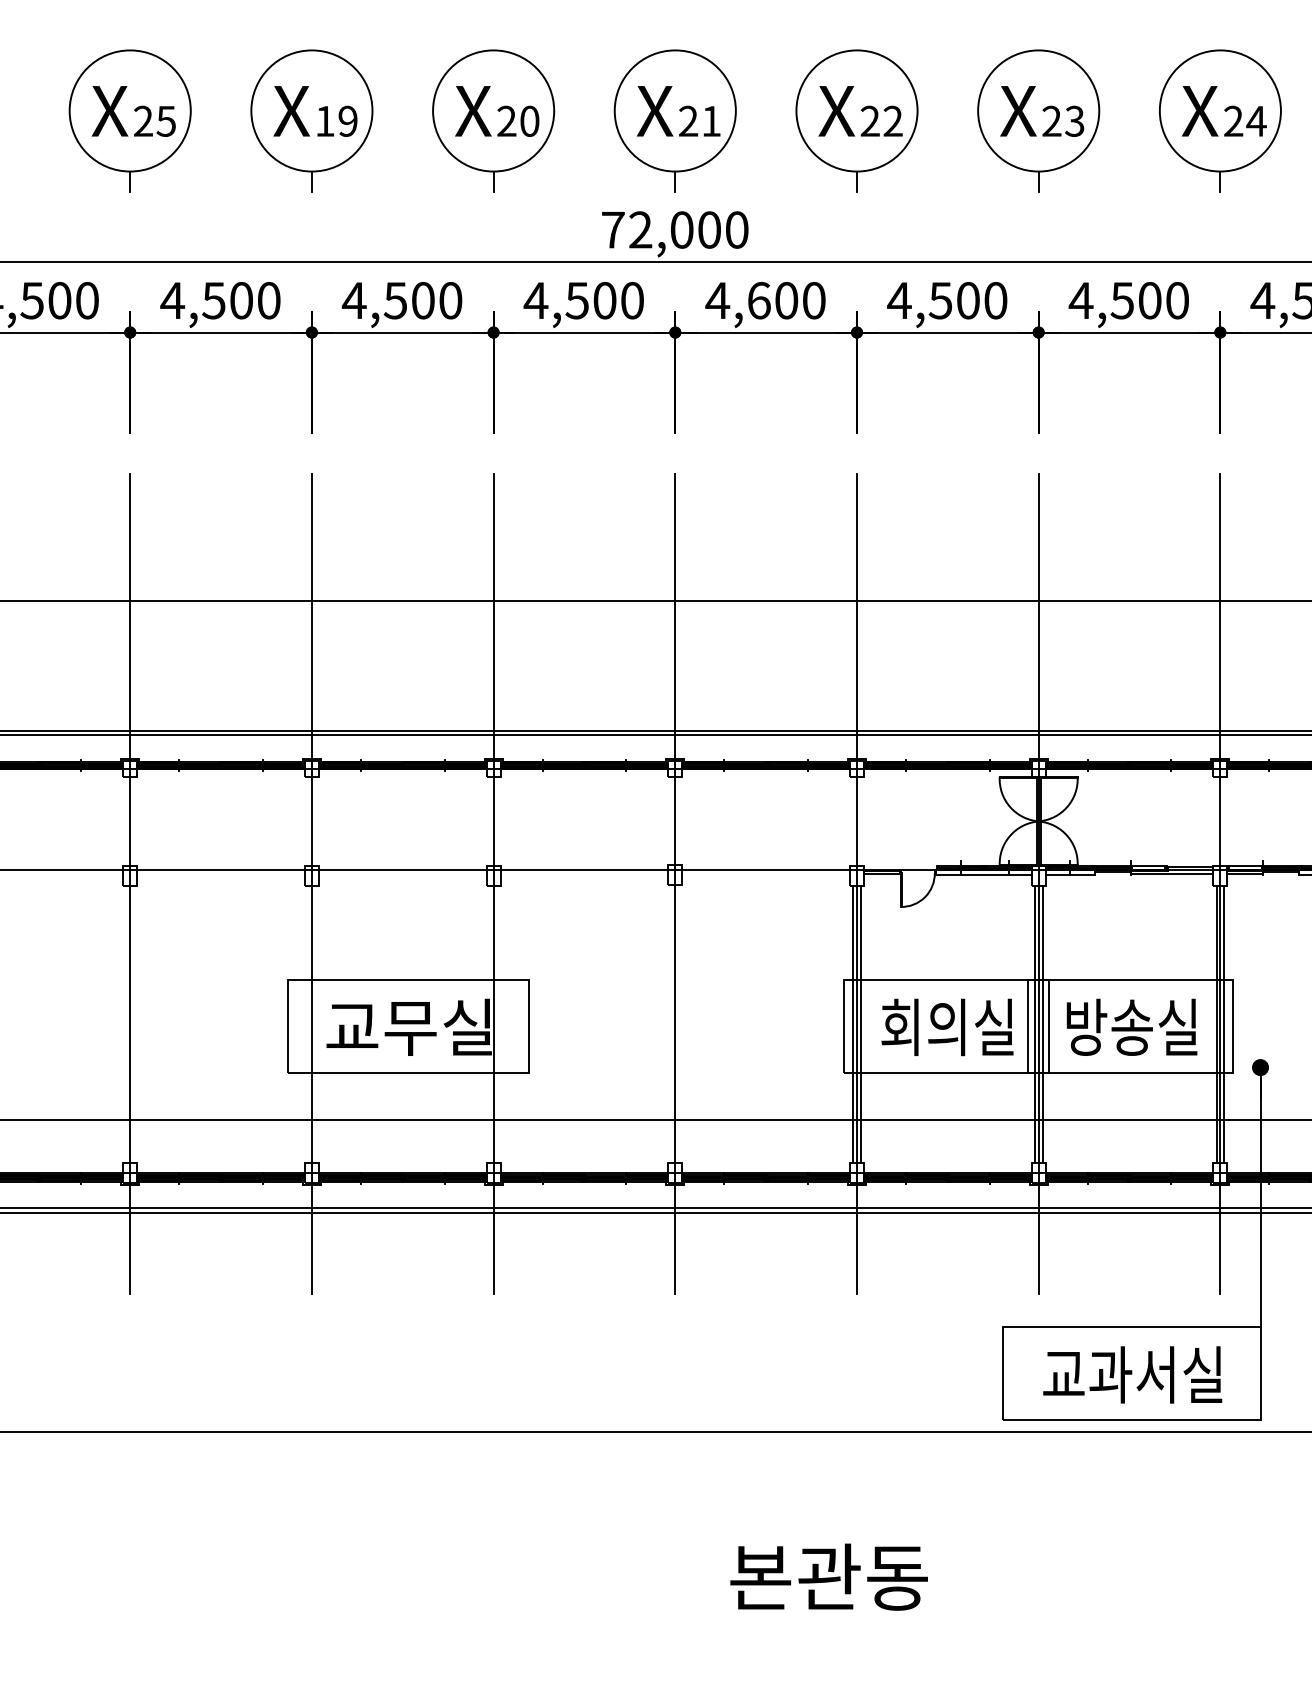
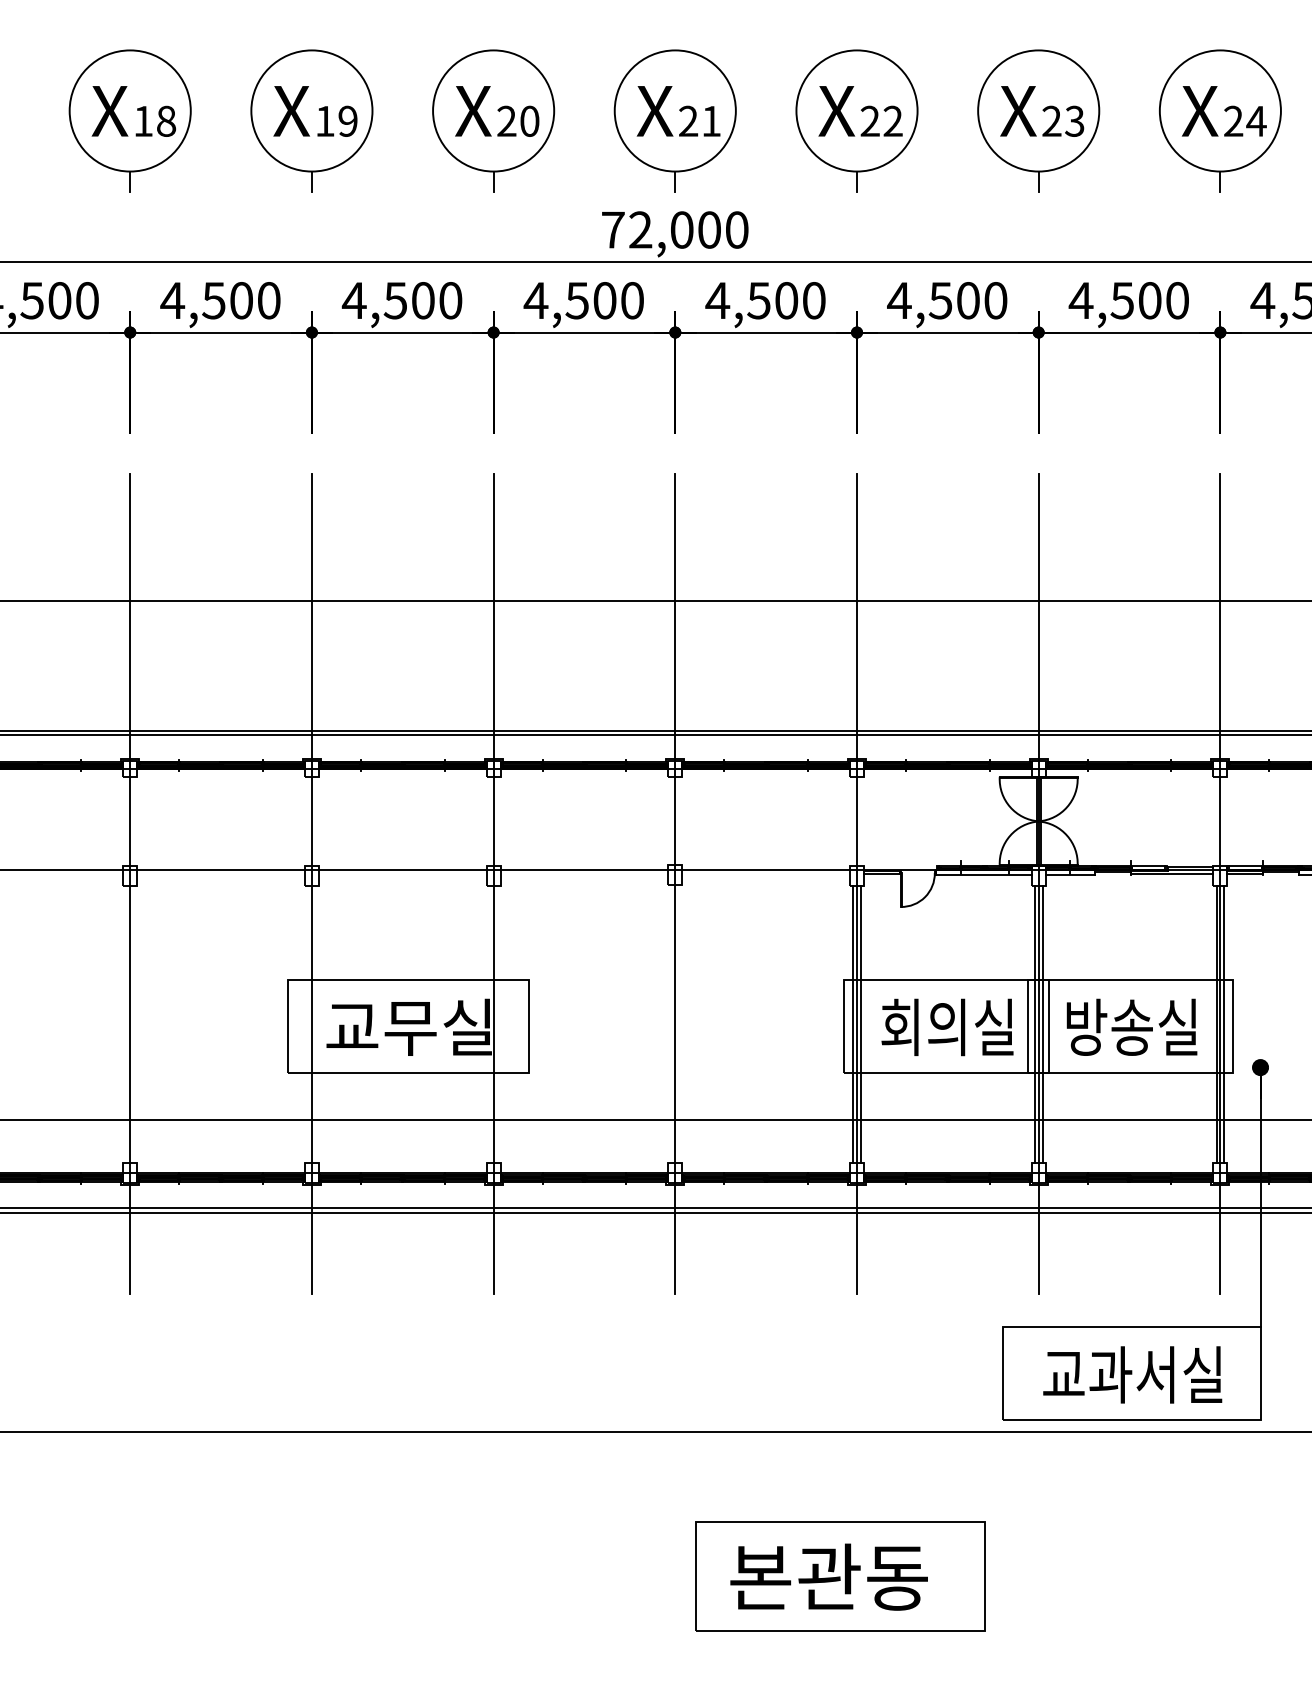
text: 25 -> 18 (155, 120)
text: 4,600 -> 4,500 (758, 300)
part: none -> present (840, 1576)
